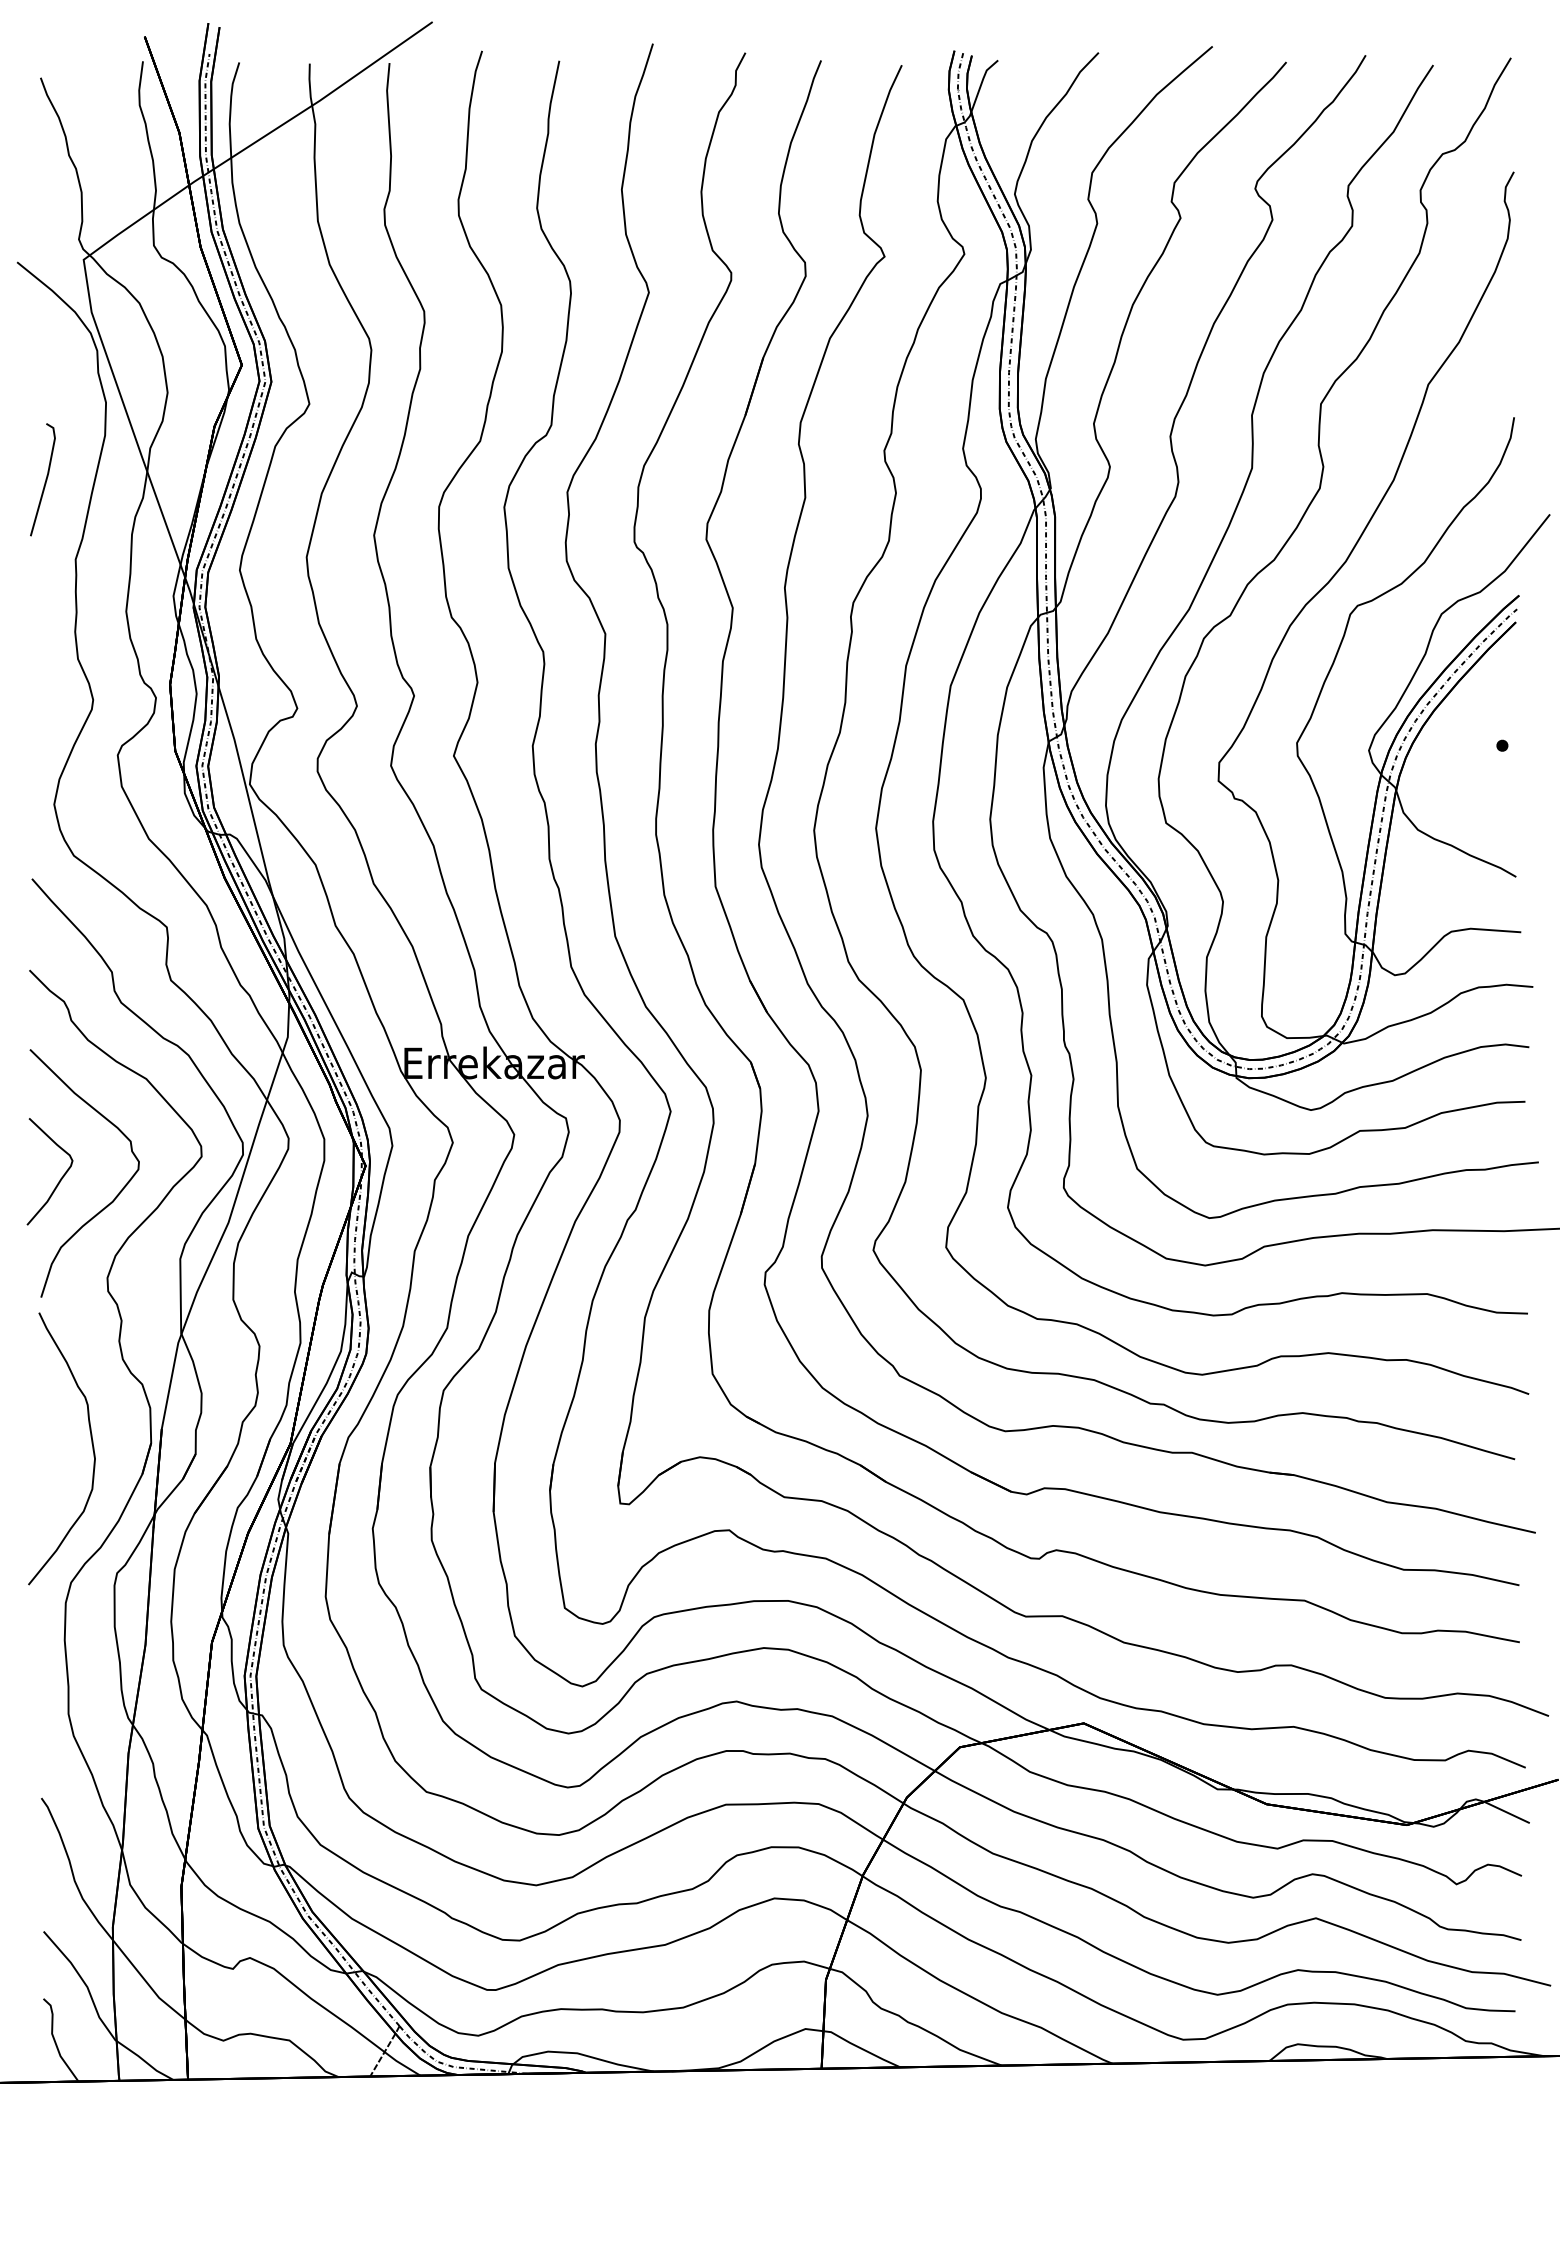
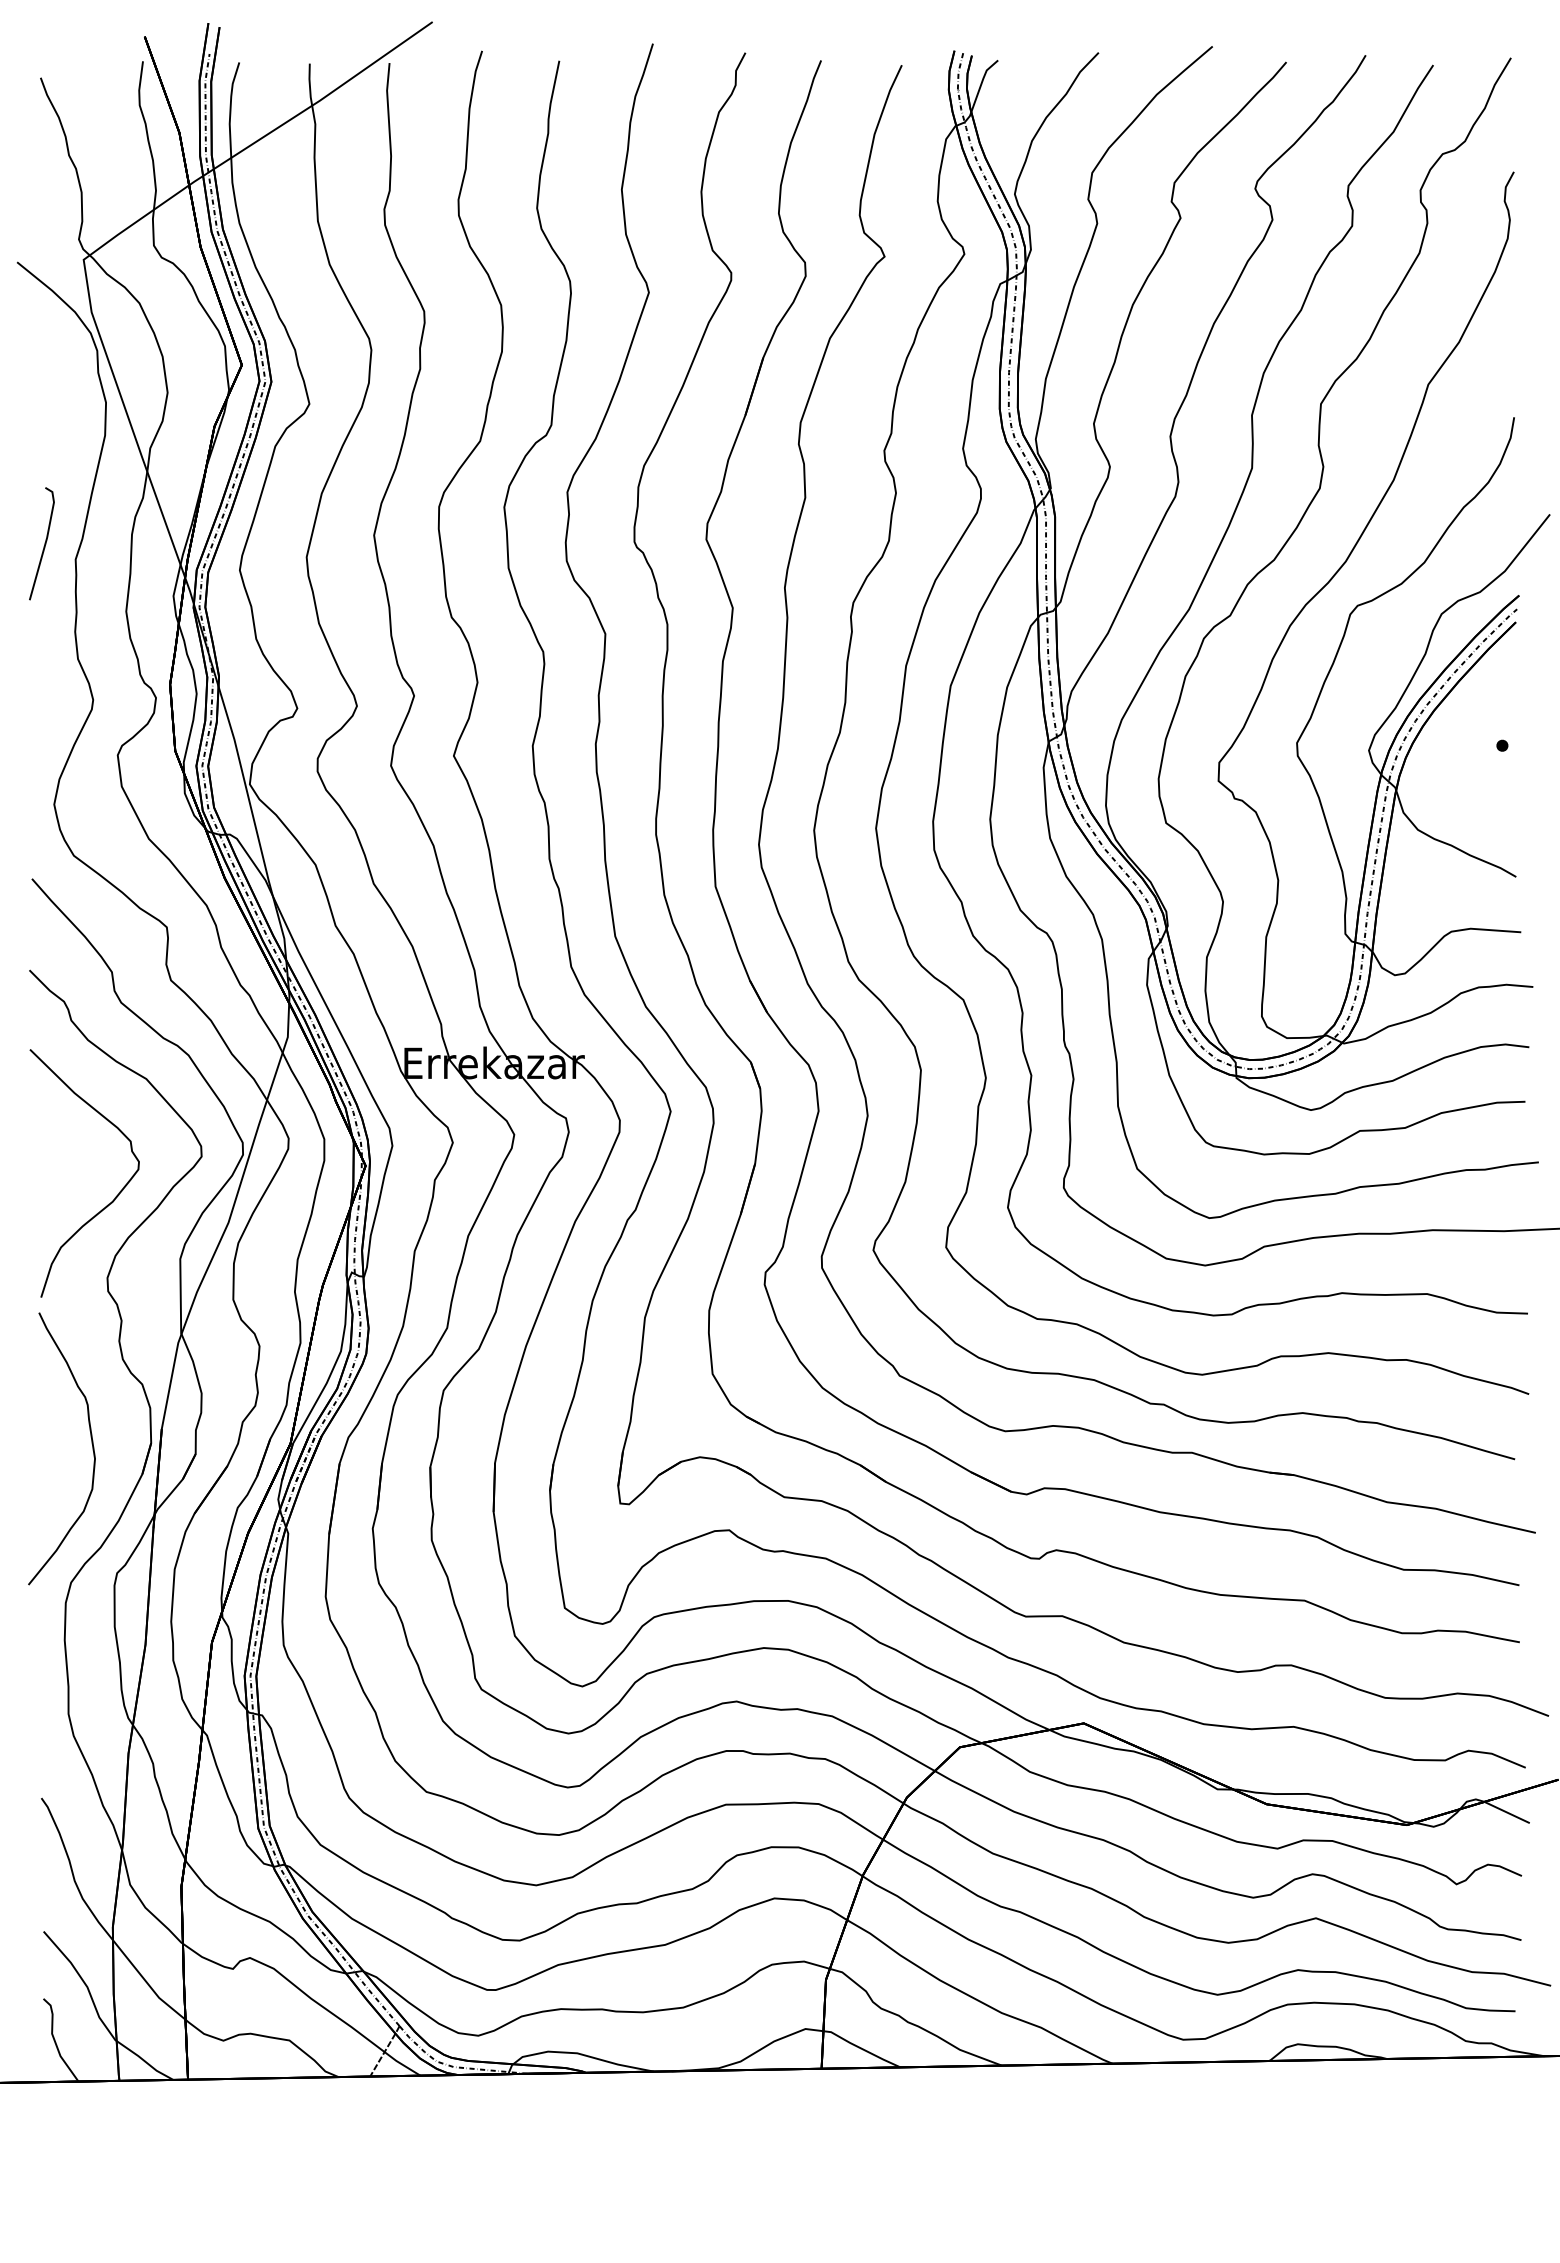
line position: (45, 479) -> (44, 543) (44, 543)
curve: present -> none (60, 1178)
